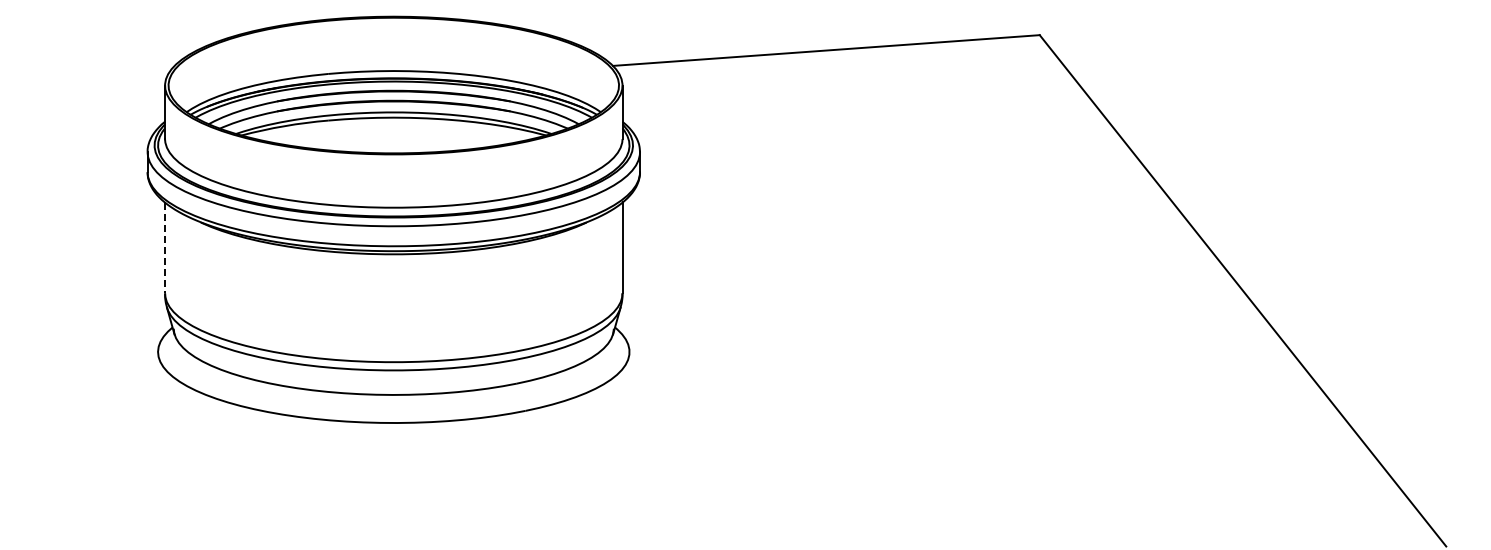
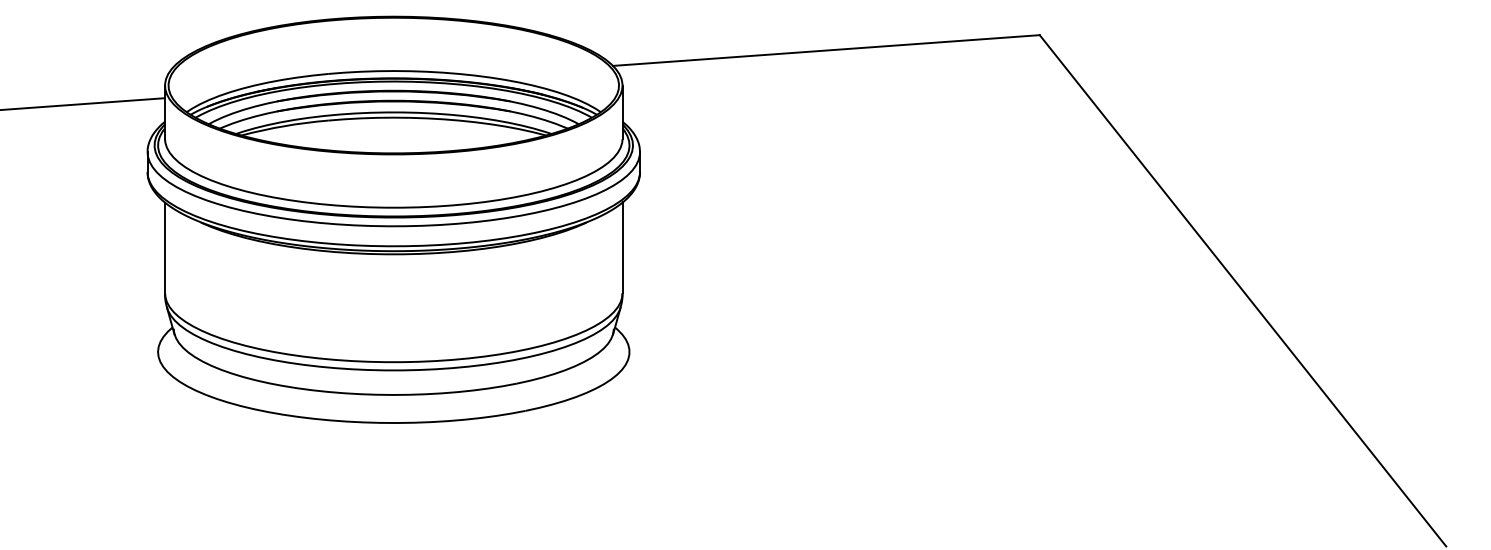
line: none -> present (83, 103)
line: dashed -> solid (165, 248)
